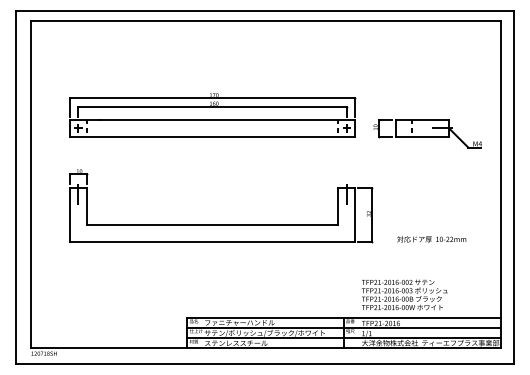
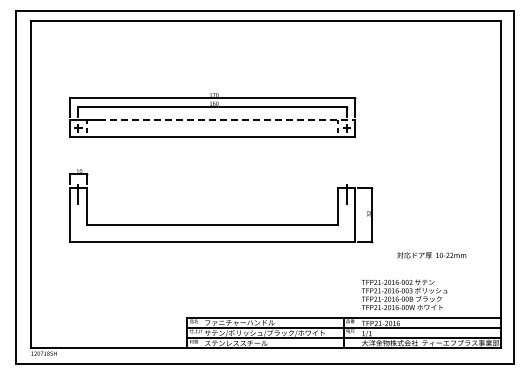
line: solid -> dashed (227, 120)
part: present -> none (427, 133)
text position: (431, 239) -> (431, 255) (431, 255)
